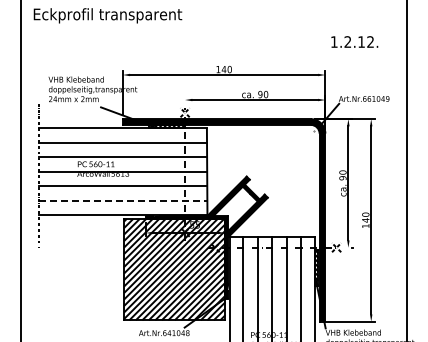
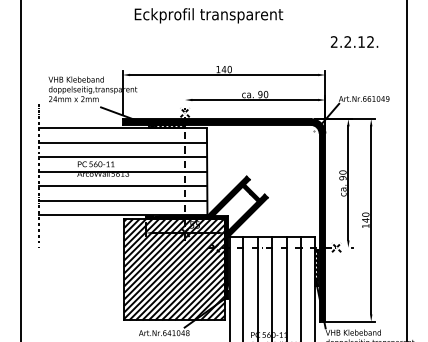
text position: (107, 15) -> (208, 15) (208, 15)
text: 1.2.12. -> 2.2.12. (333, 41)
line: dashed -> solid (123, 200)
